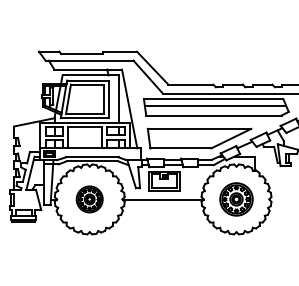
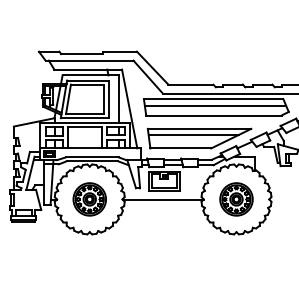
line: none -> present (193, 135)
part size: 29x29 px -> 35x35 px (89, 199)
